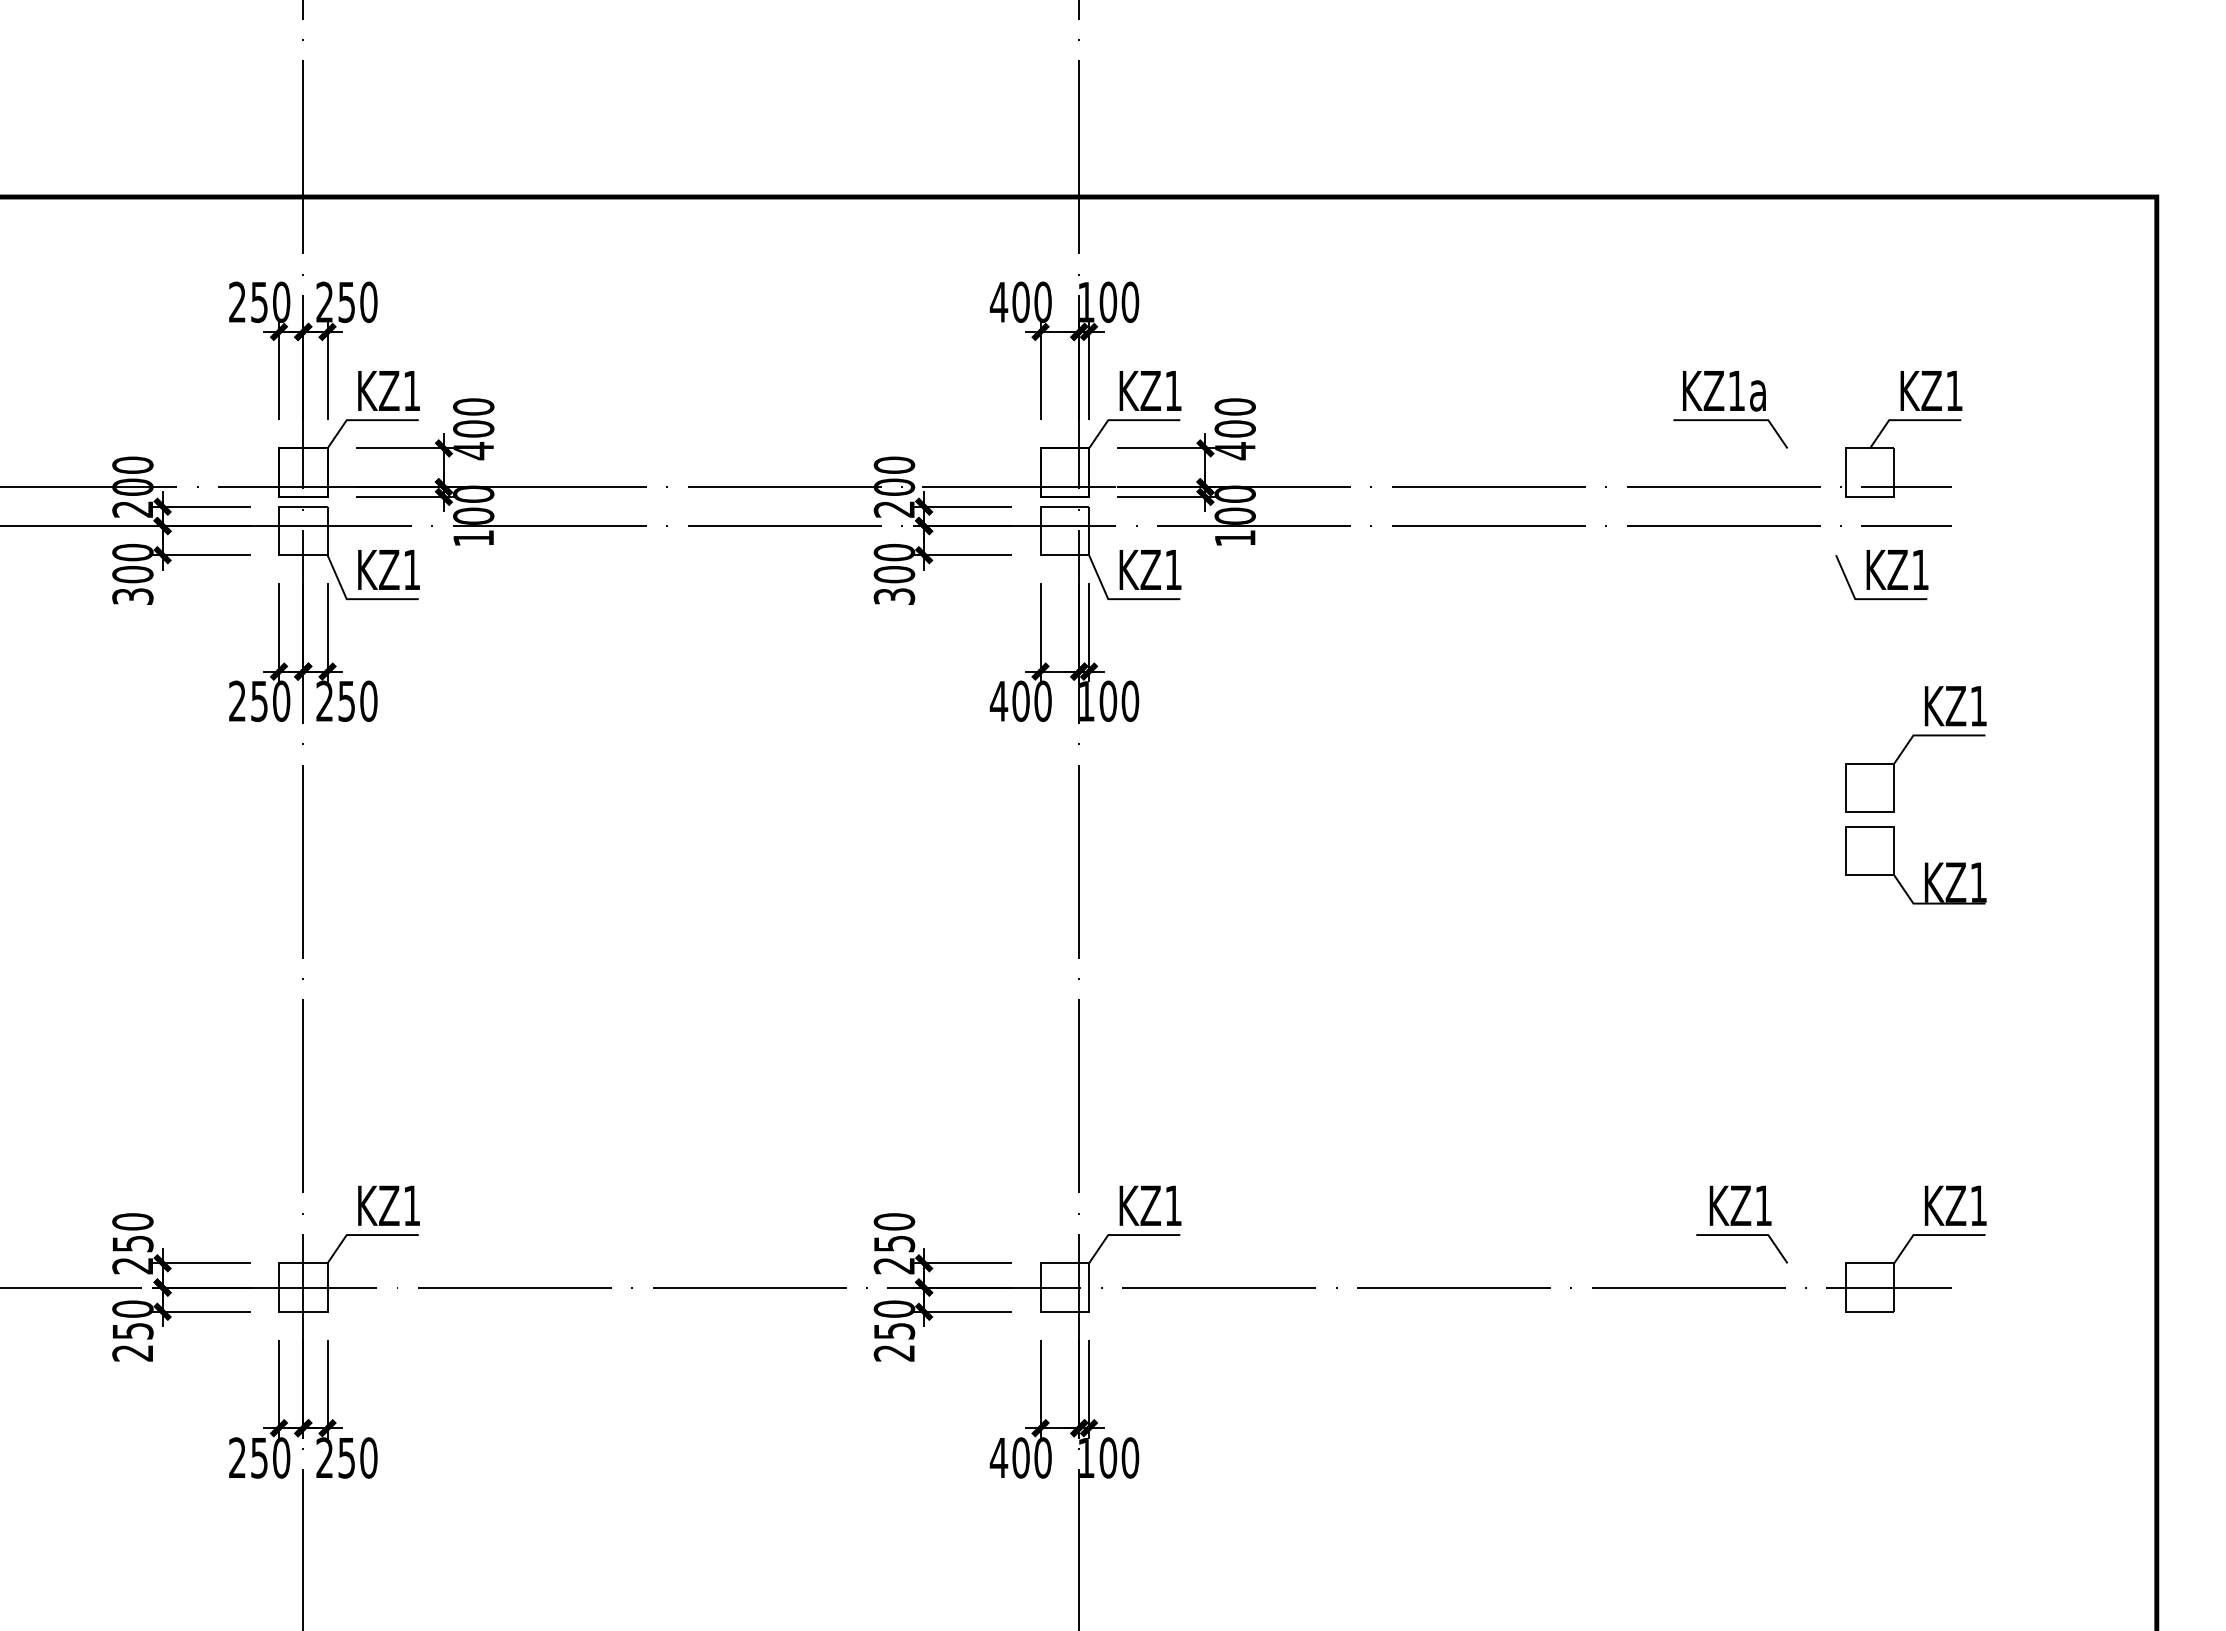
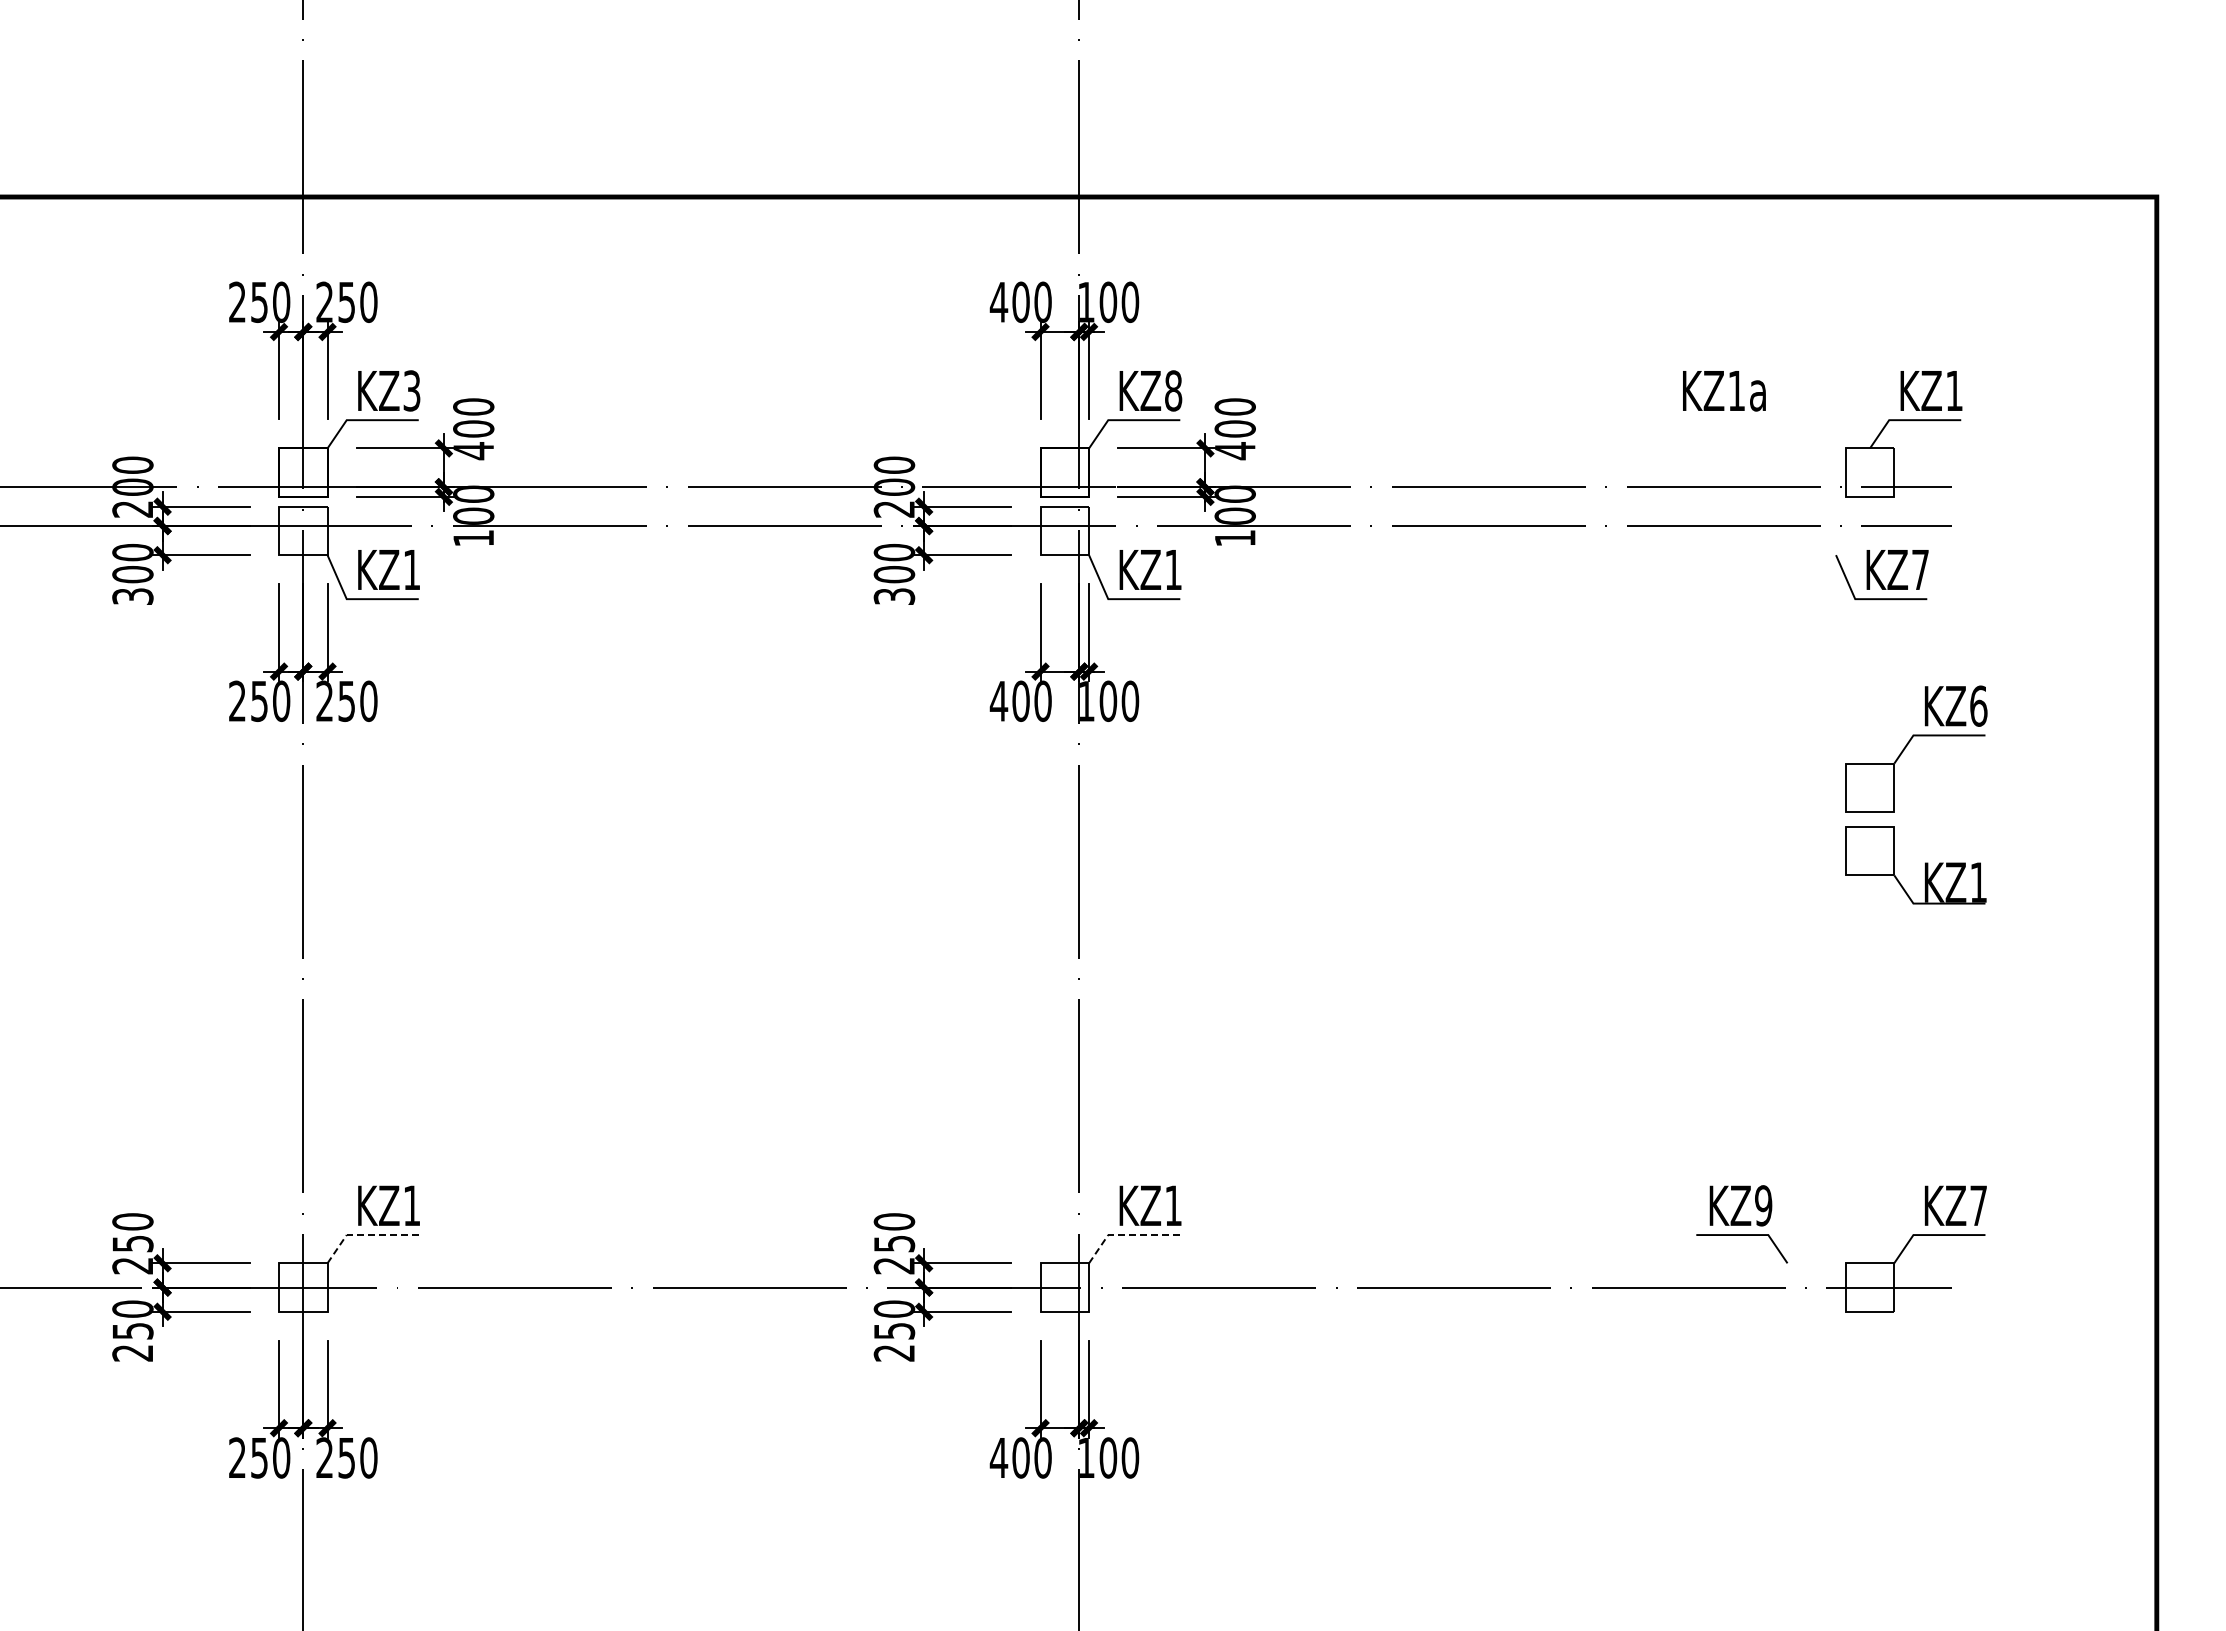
text: KZ1 -> KZ3 (411, 390)
text: KZ1 -> KZ8 (1173, 390)
line: present -> none (1730, 421)
text: KZ1 -> KZ7 (1920, 569)
text: KZ1 -> KZ6 (1978, 705)
text: KZ1 -> KZ9 (1763, 1205)
text: KZ1 -> KZ7 (1978, 1205)
line: solid -> dashed (365, 1235)
line: solid -> dashed (1127, 1235)
